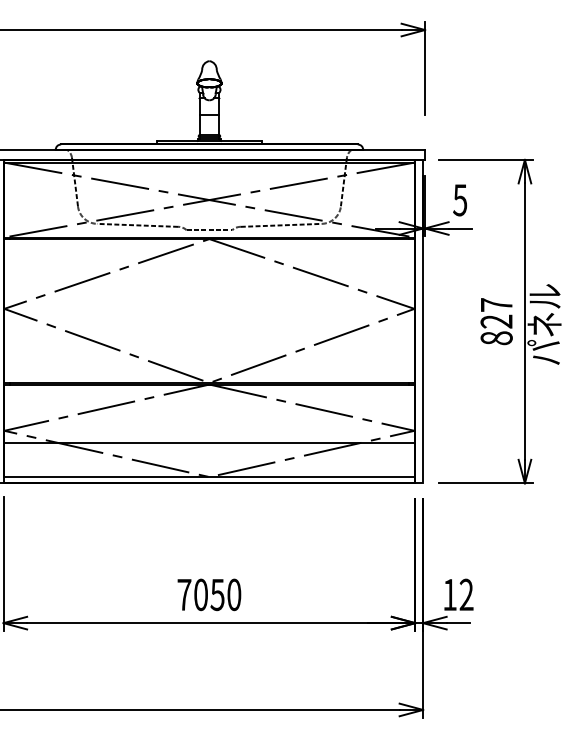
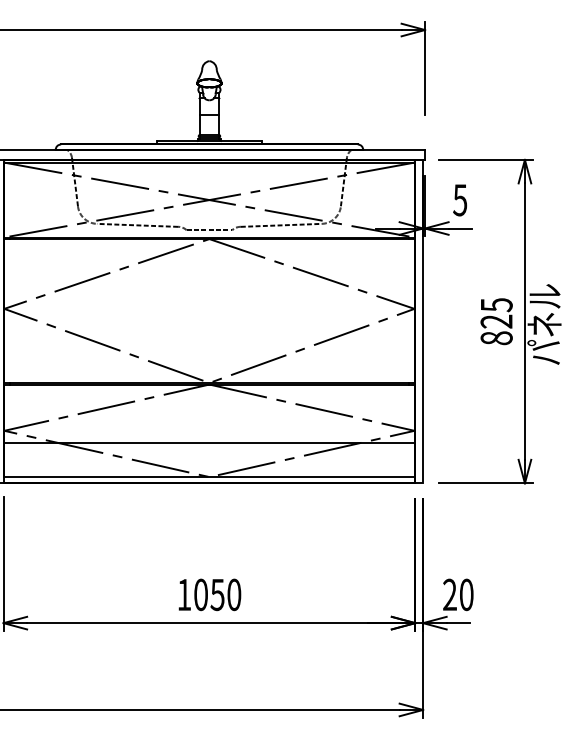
text: 827 -> 825 (496, 305)
text: 7050 -> 1050 (184, 594)
text: 12 -> 20 (458, 594)
